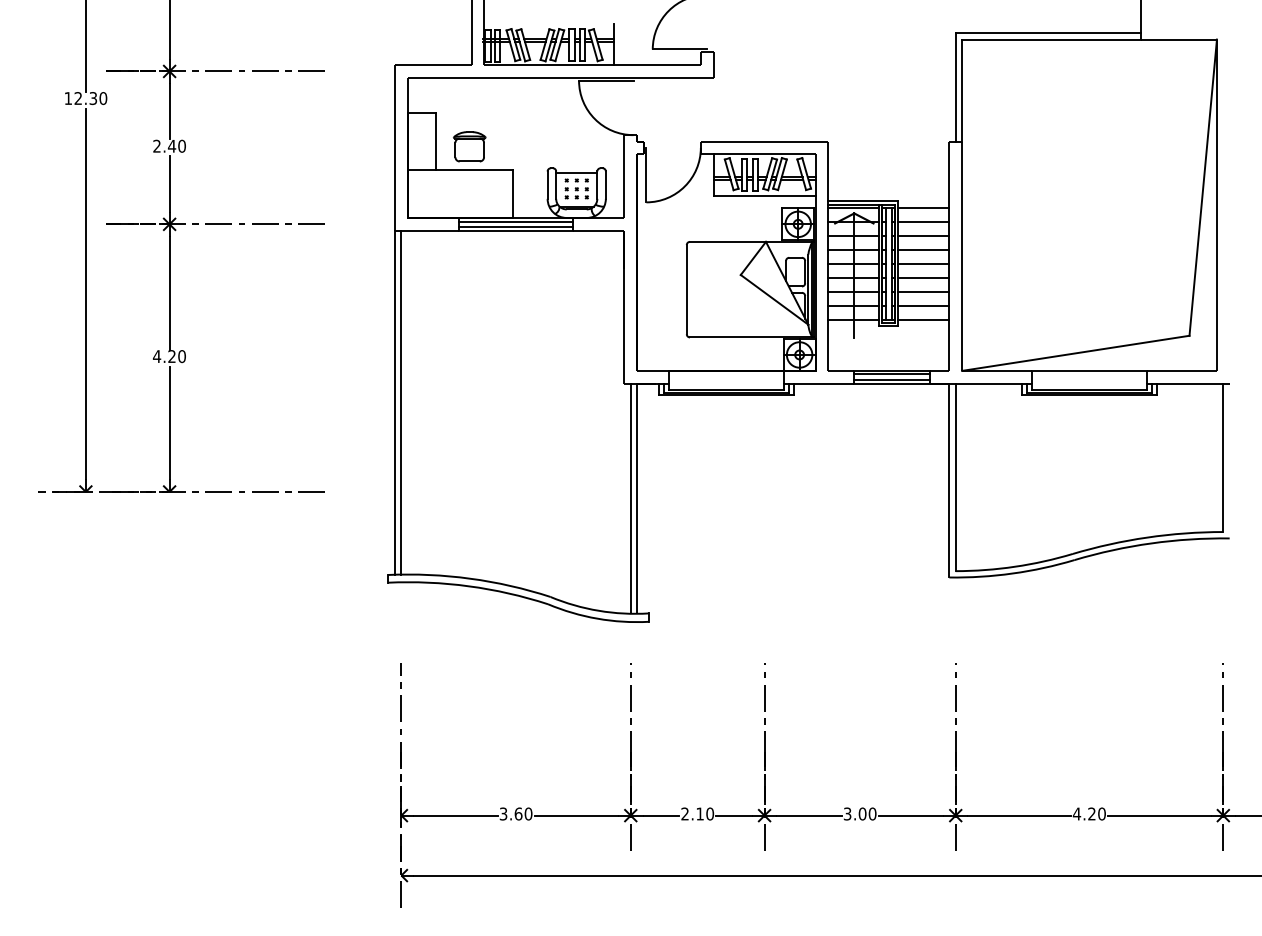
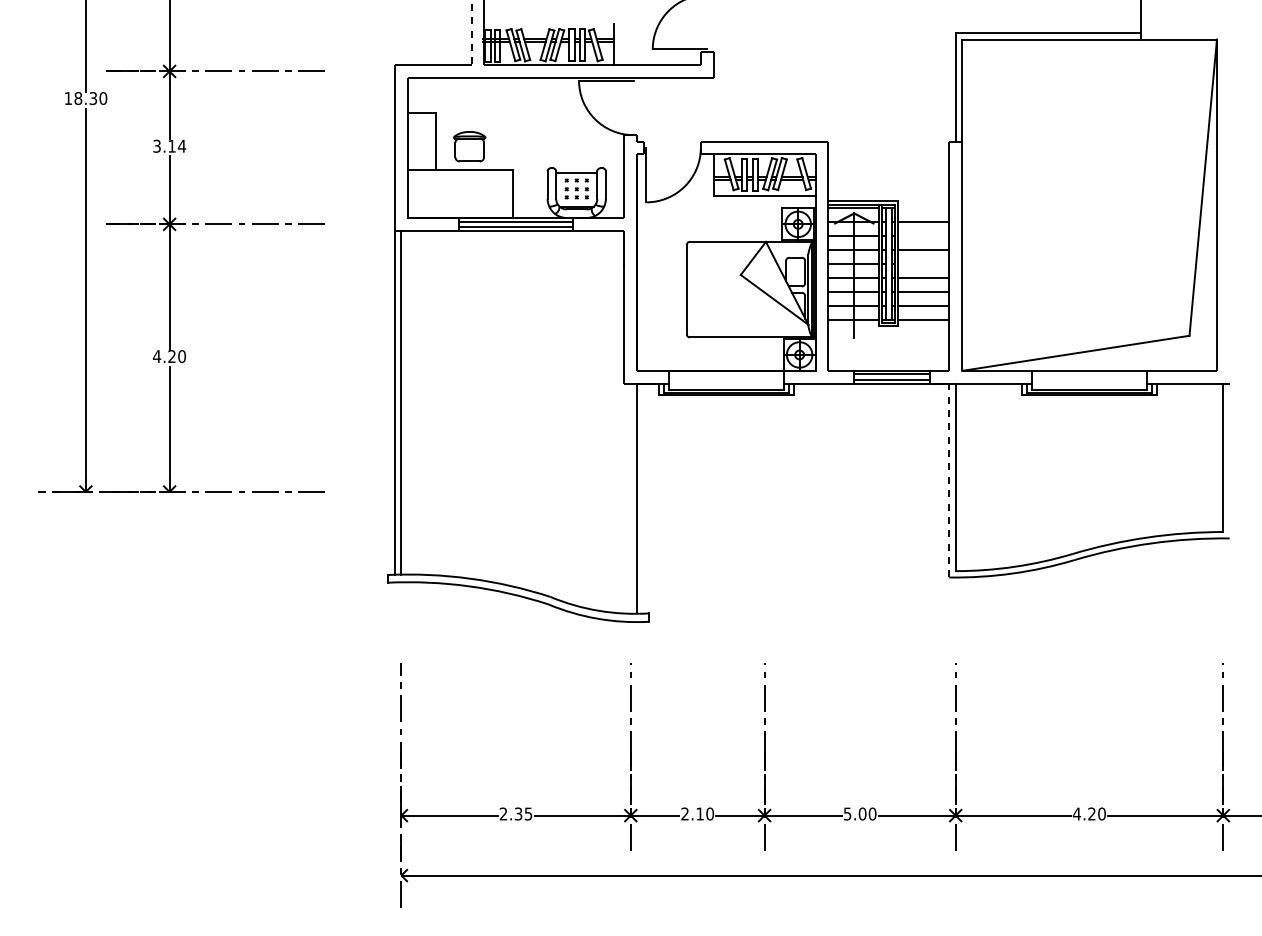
line: solid -> dashed (471, 33)
text: 12.30 -> 18.30 (78, 98)
text: 2.40 -> 3.14 (169, 145)
line: present -> none (923, 207)
line: present -> none (923, 235)
line: present -> none (923, 263)
line: solid -> dashed (949, 480)
line: present -> none (630, 497)
text: 3.60 -> 2.35 (515, 813)
text: 3.00 -> 5.00 (847, 813)
